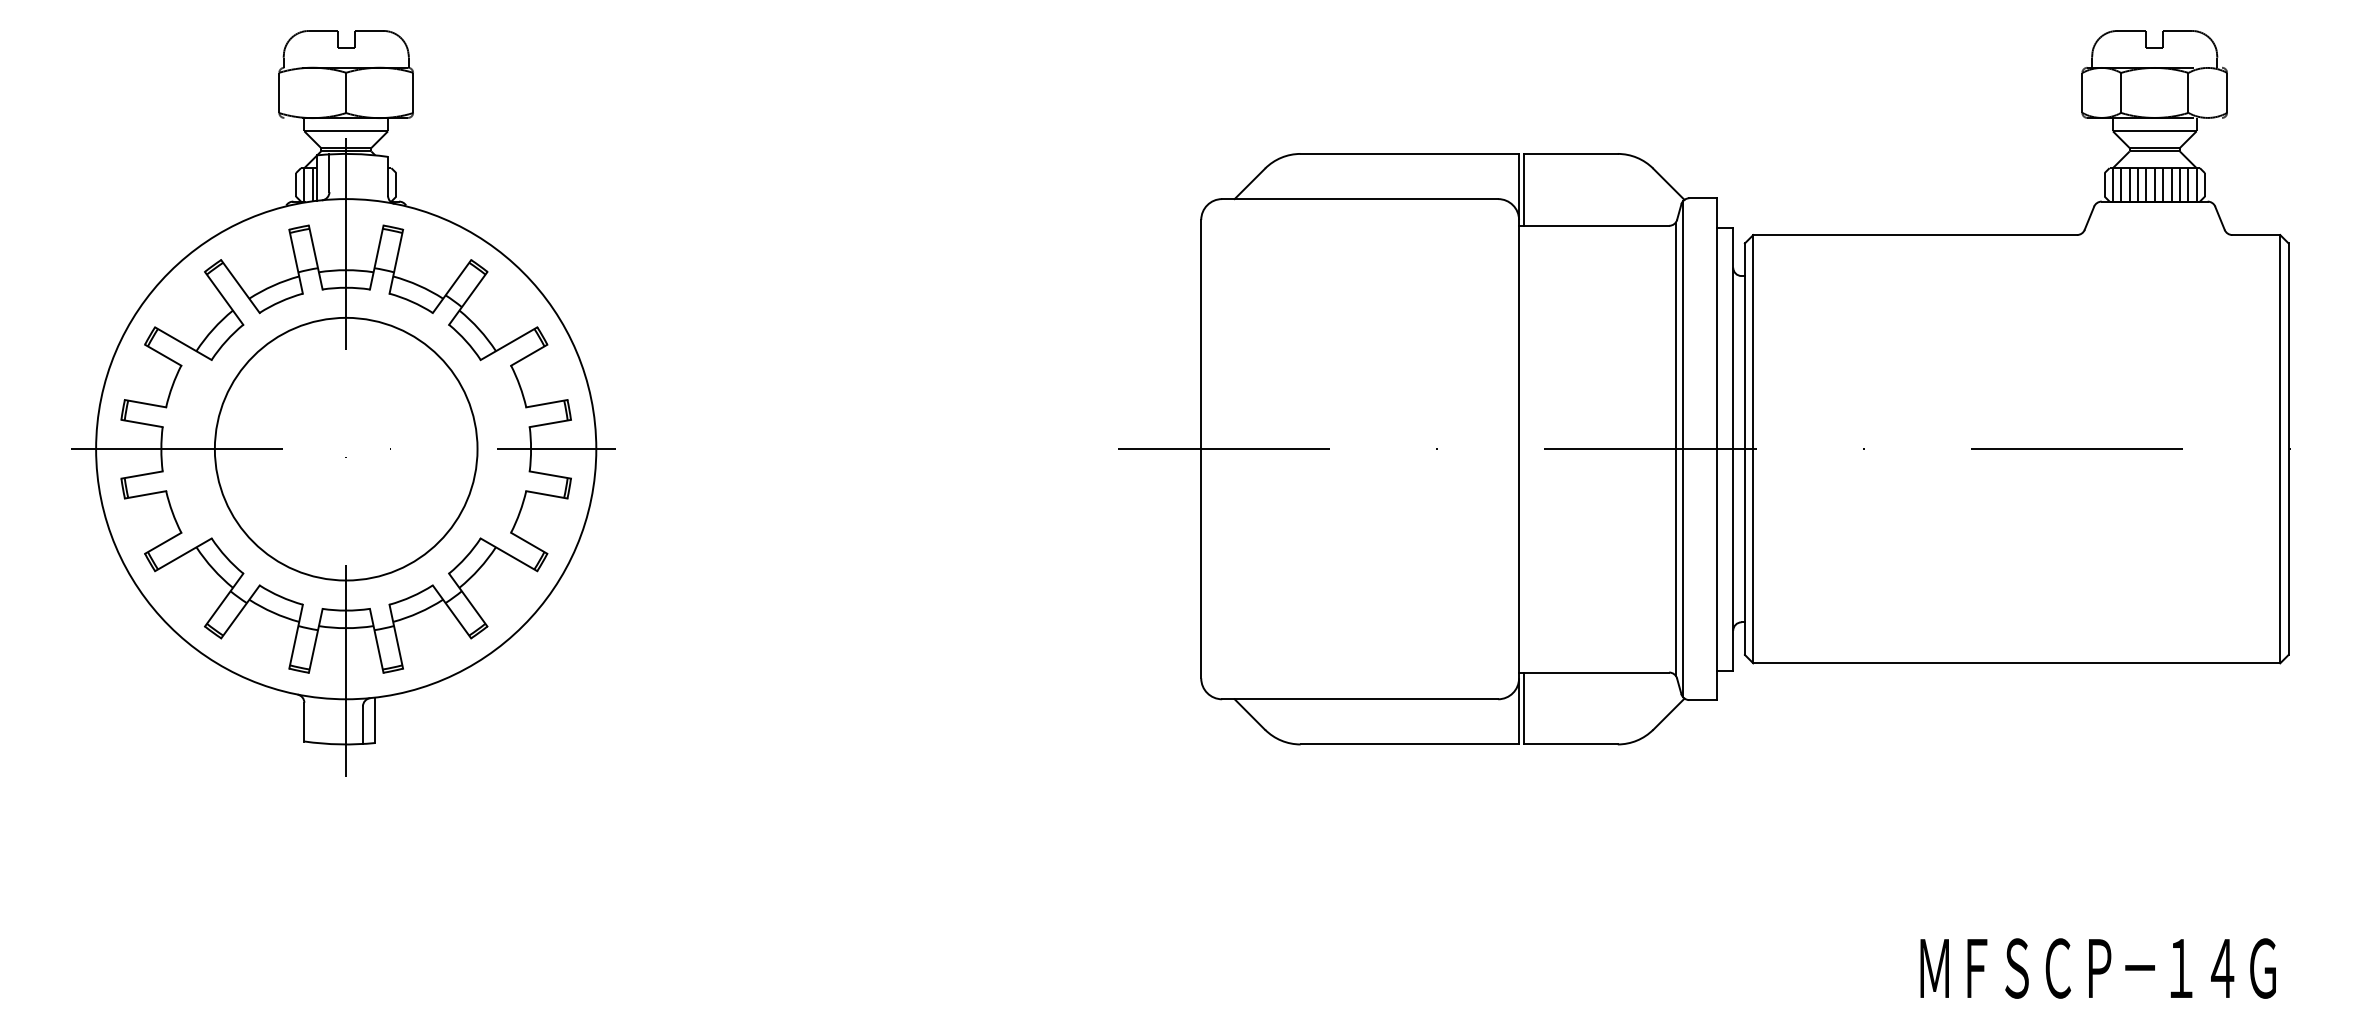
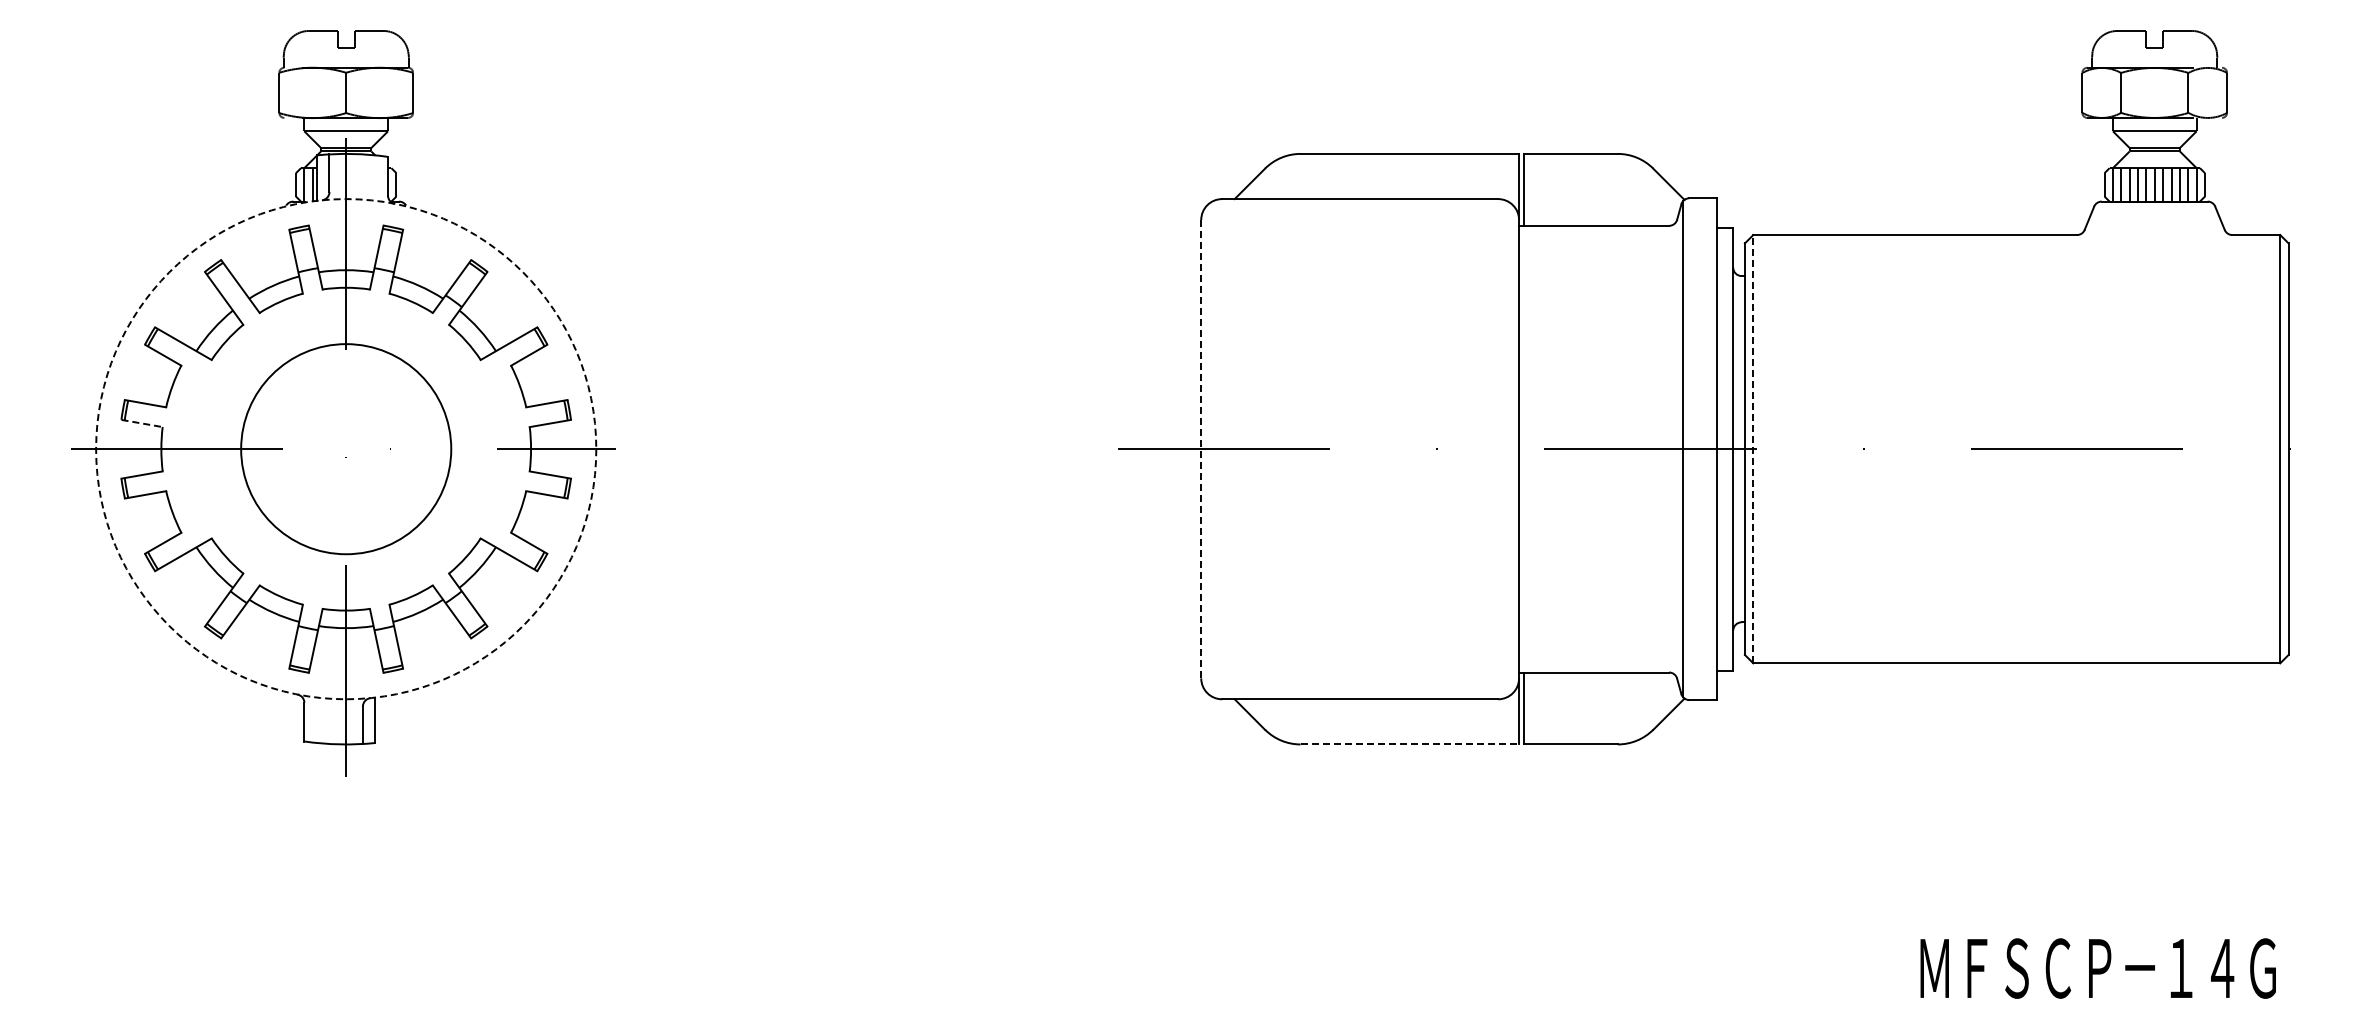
line: solid -> dashed (142, 423)
circle diameter: 263 px -> 210 px (346, 449)
line: solid -> dashed (1753, 448)
circle: solid -> dashed (346, 449)
line: solid -> dashed (1201, 449)
line: present -> none (1675, 449)
line: solid -> dashed (1410, 744)
